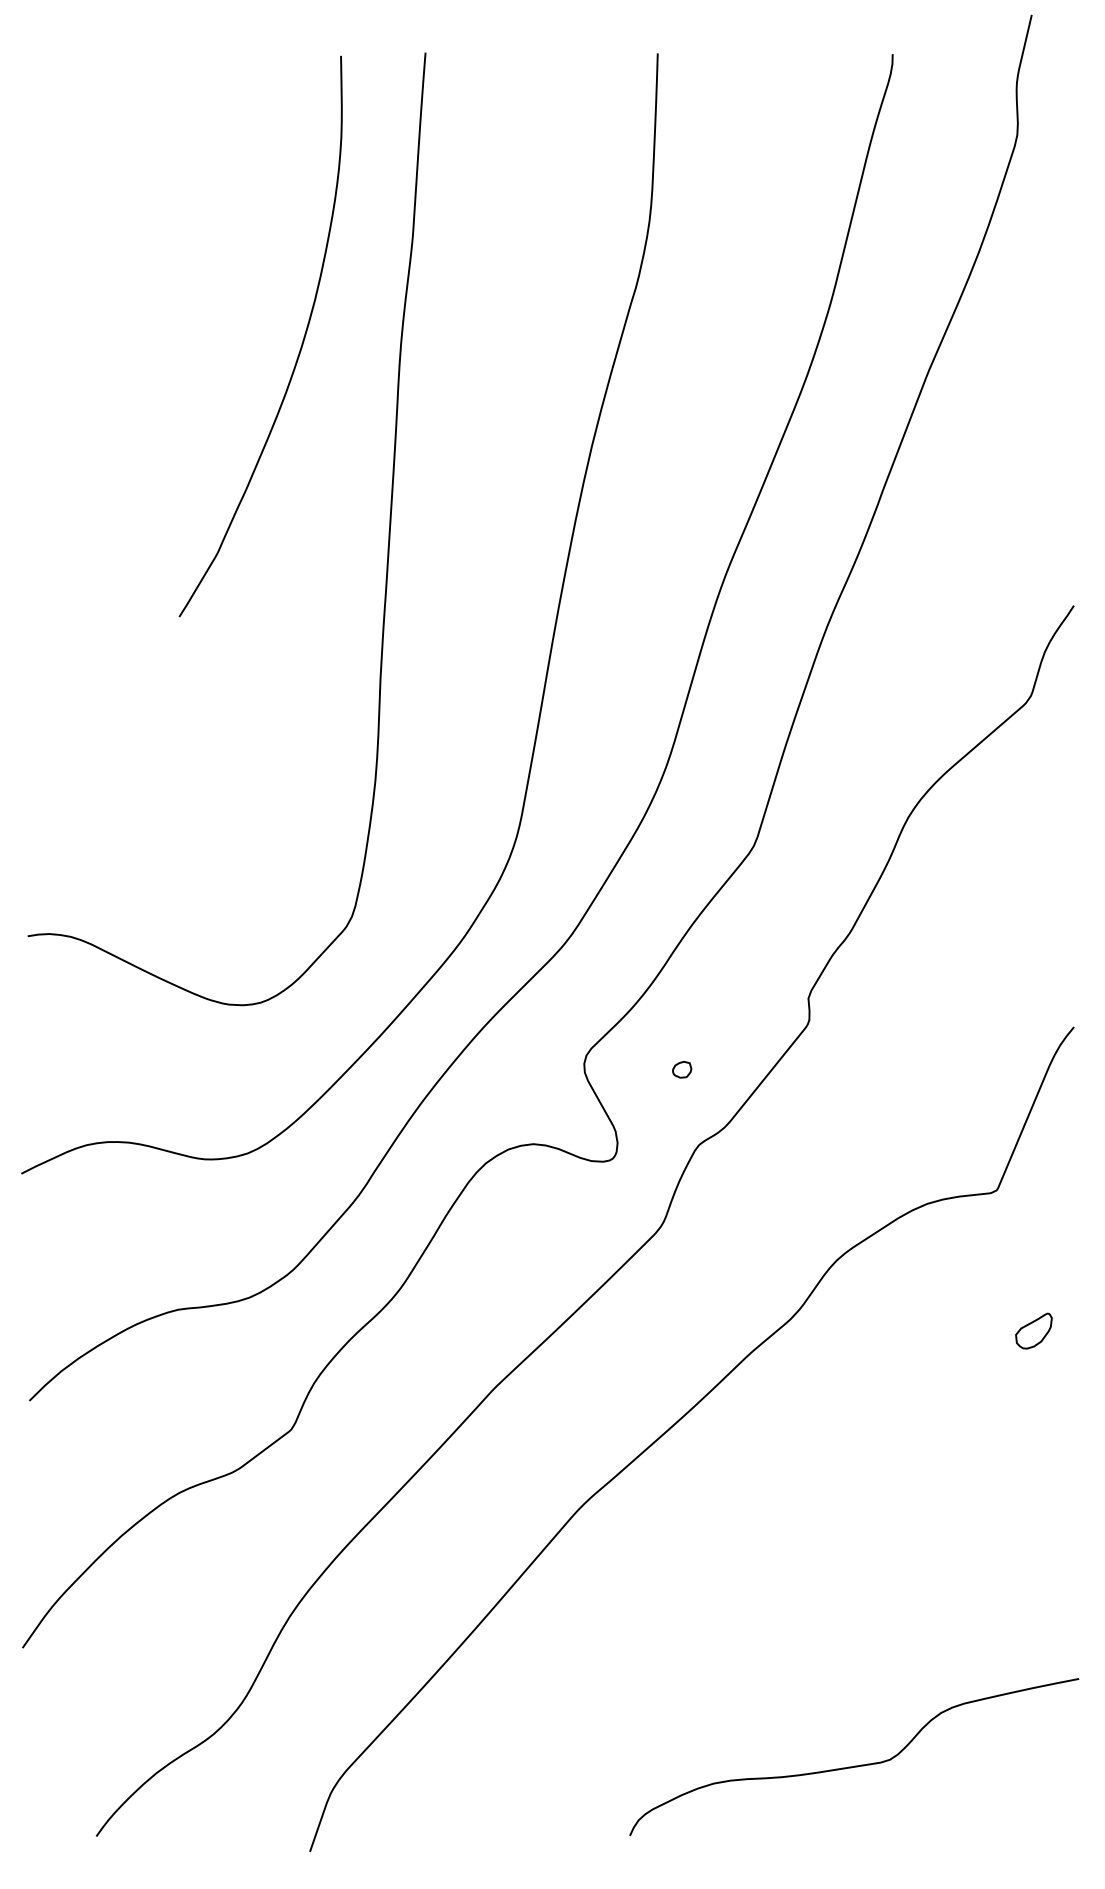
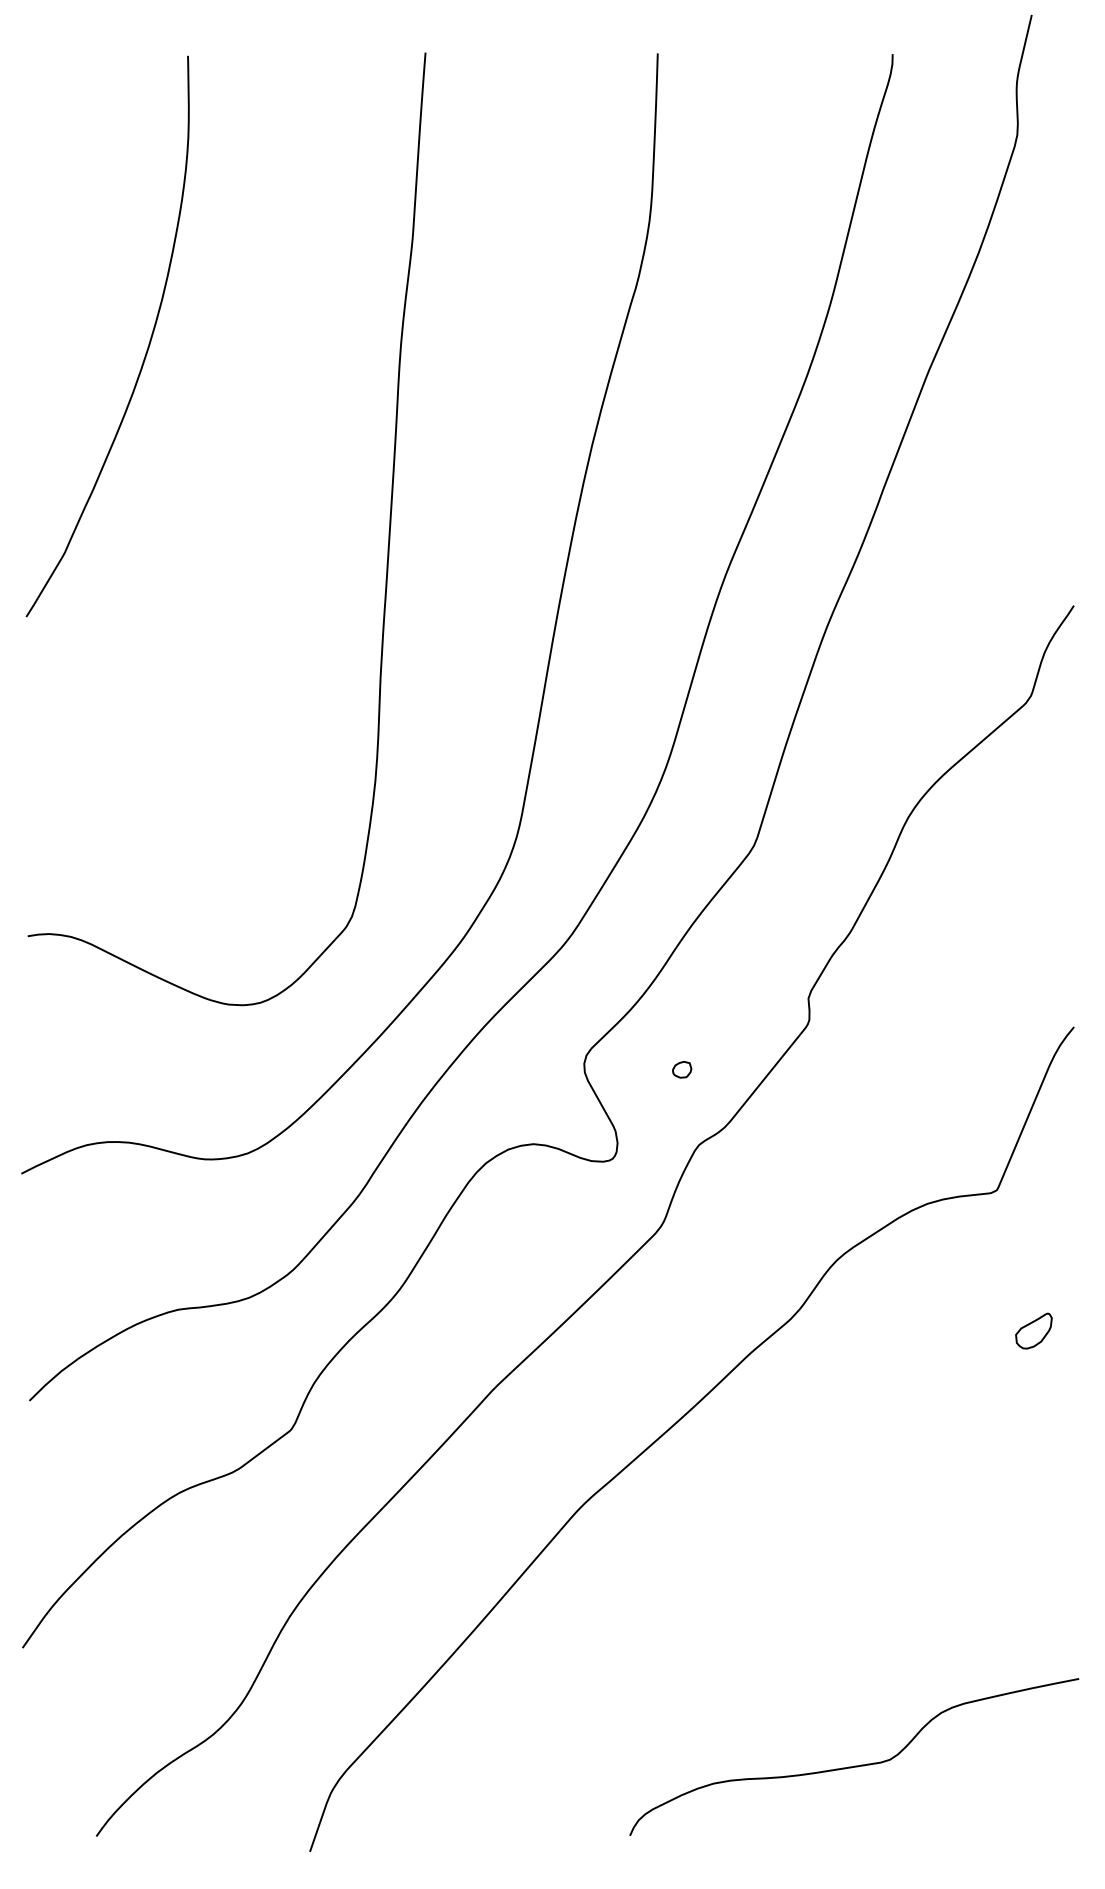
curve position: (300, 346) -> (147, 346) (147, 346)
